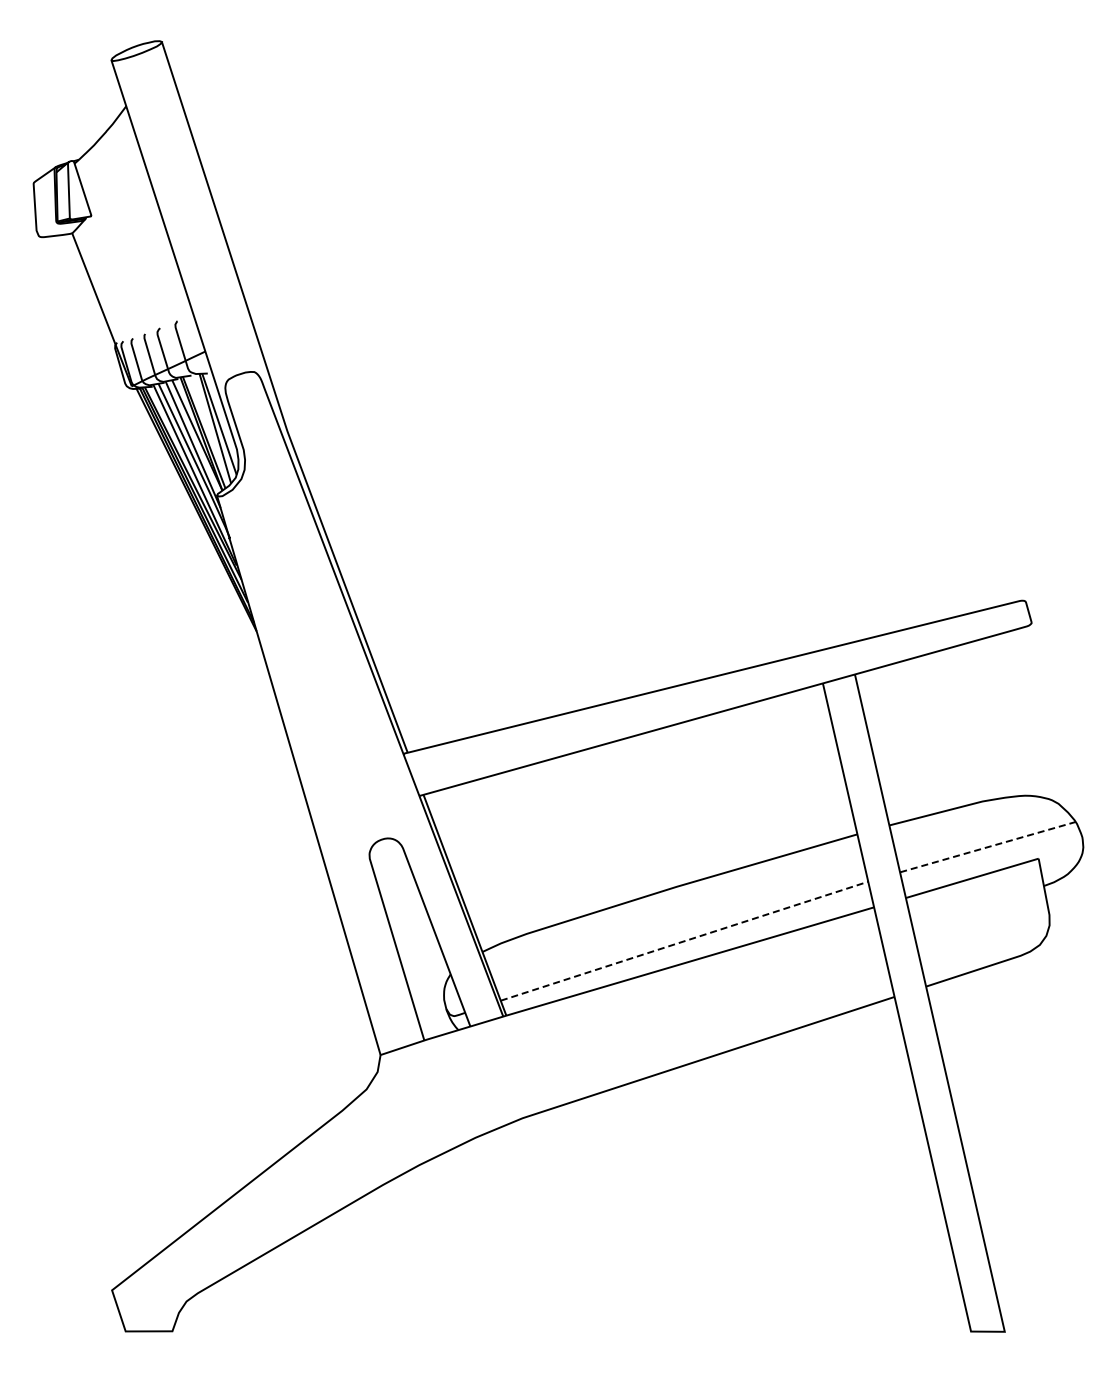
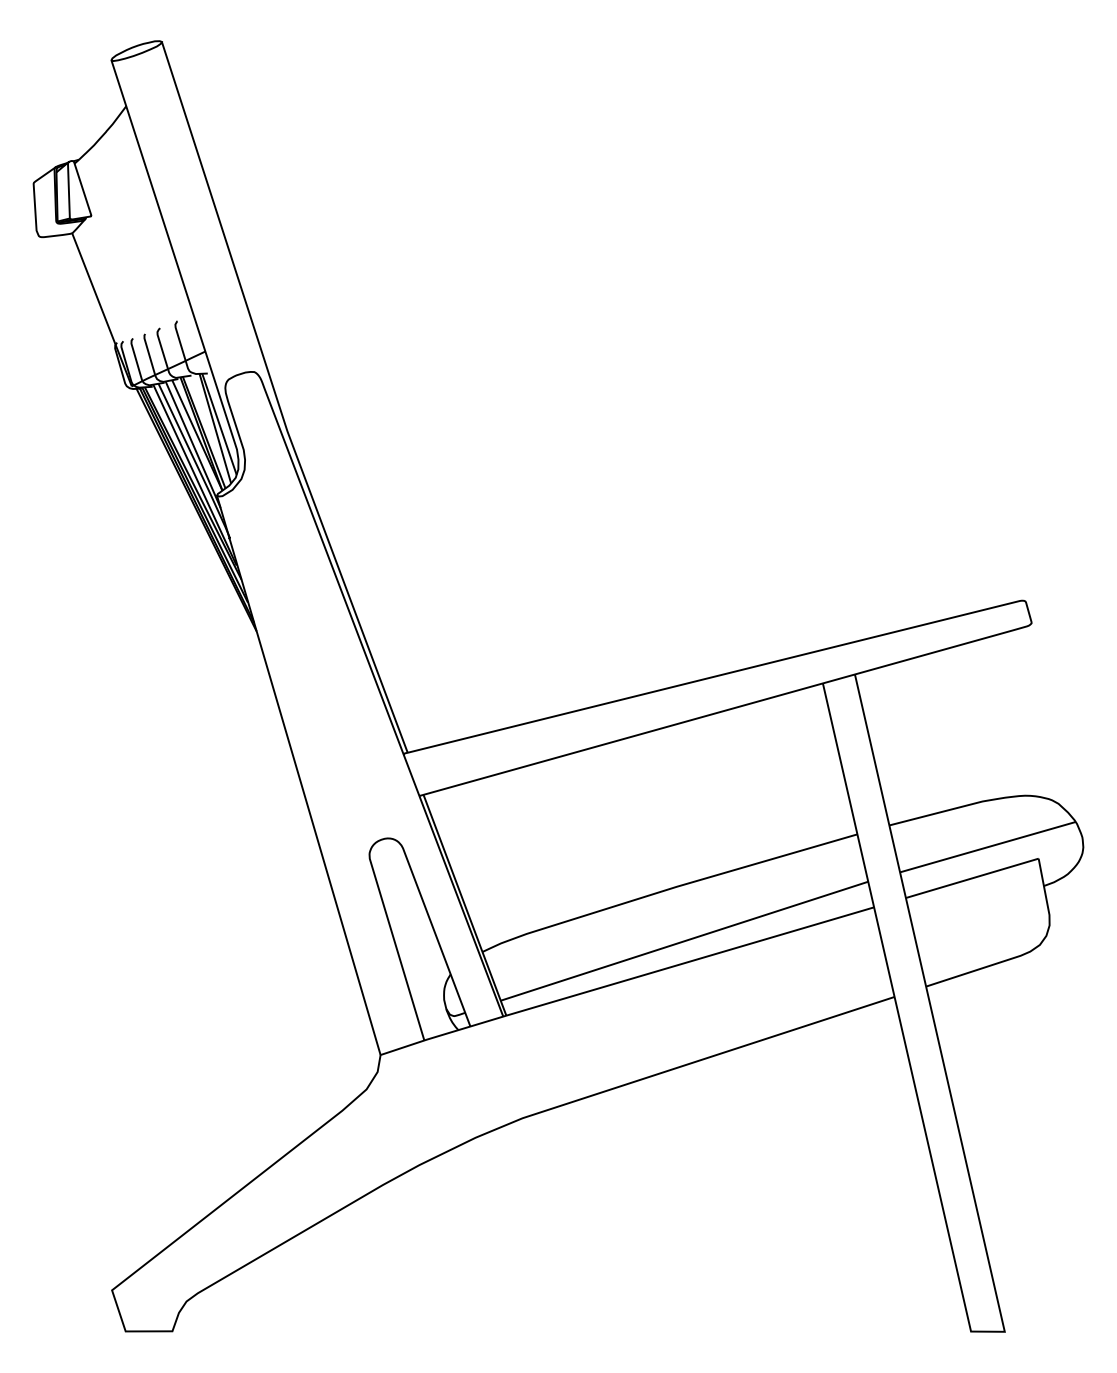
line: dashed -> solid (988, 847)
line: dashed -> solid (685, 941)
